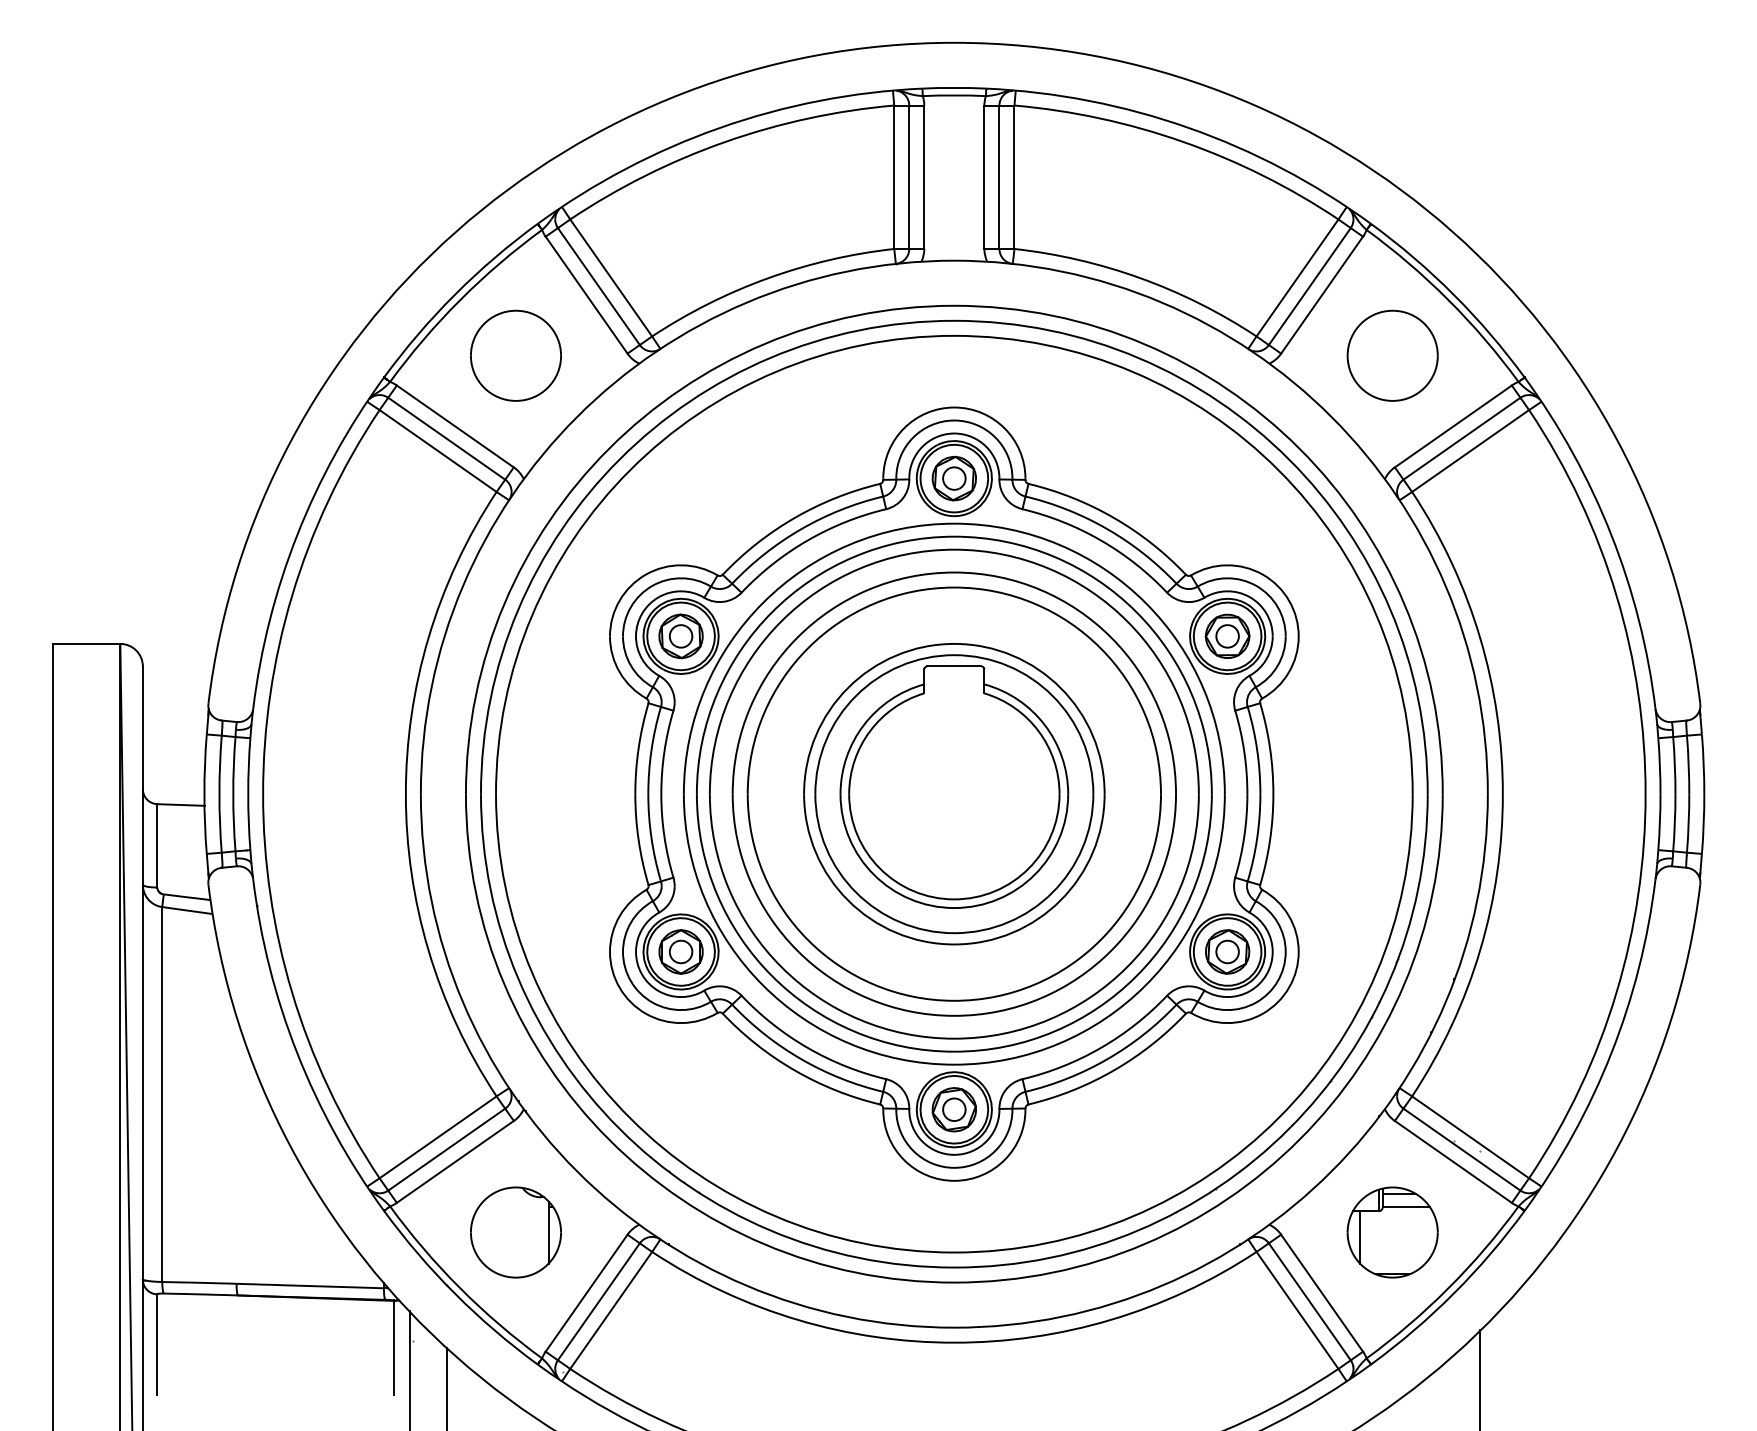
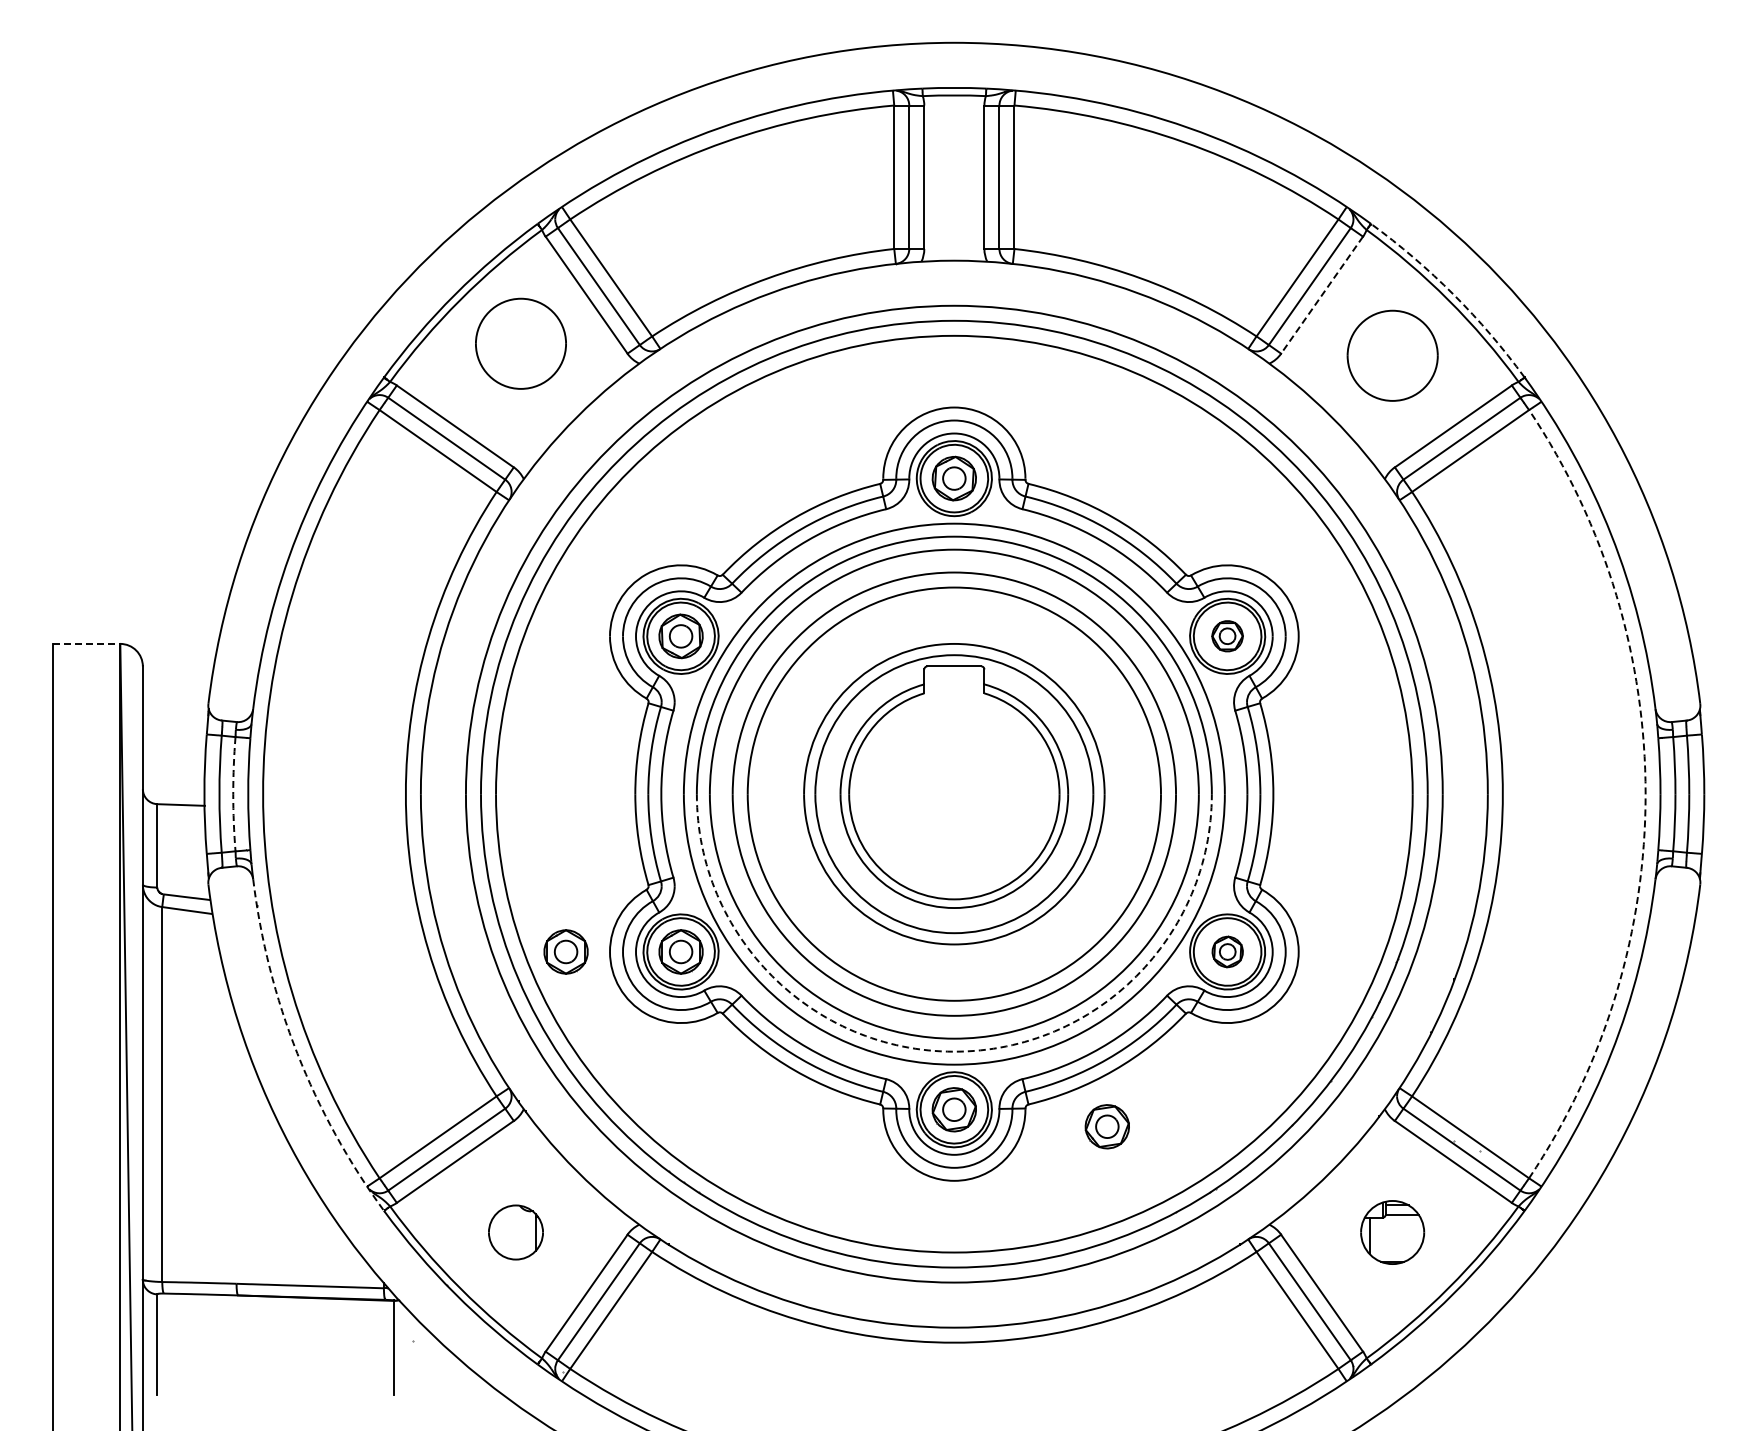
arc: solid -> dashed (1453, 294)
line: solid -> dashed (1321, 295)
part position: (515, 355) -> (520, 343) (520, 343)
part size: 47x46 px -> 33x33 px (1227, 636)
line: solid -> dashed (86, 643)
arc: solid -> dashed (233, 794)
arc: solid -> dashed (1645, 794)
part: none -> present (565, 951)
part size: 46x46 px -> 33x34 px (1227, 951)
arc: solid -> dashed (954, 1051)
arc: solid -> dashed (297, 1053)
part: none -> present (1106, 1126)
part size: 92x93 px -> 56x57 px (515, 1232)
part size: 93x93 px -> 66x65 px (1392, 1232)
line: present -> none (409, 1368)
line: present -> none (1480, 1378)
line: present -> none (447, 1387)
